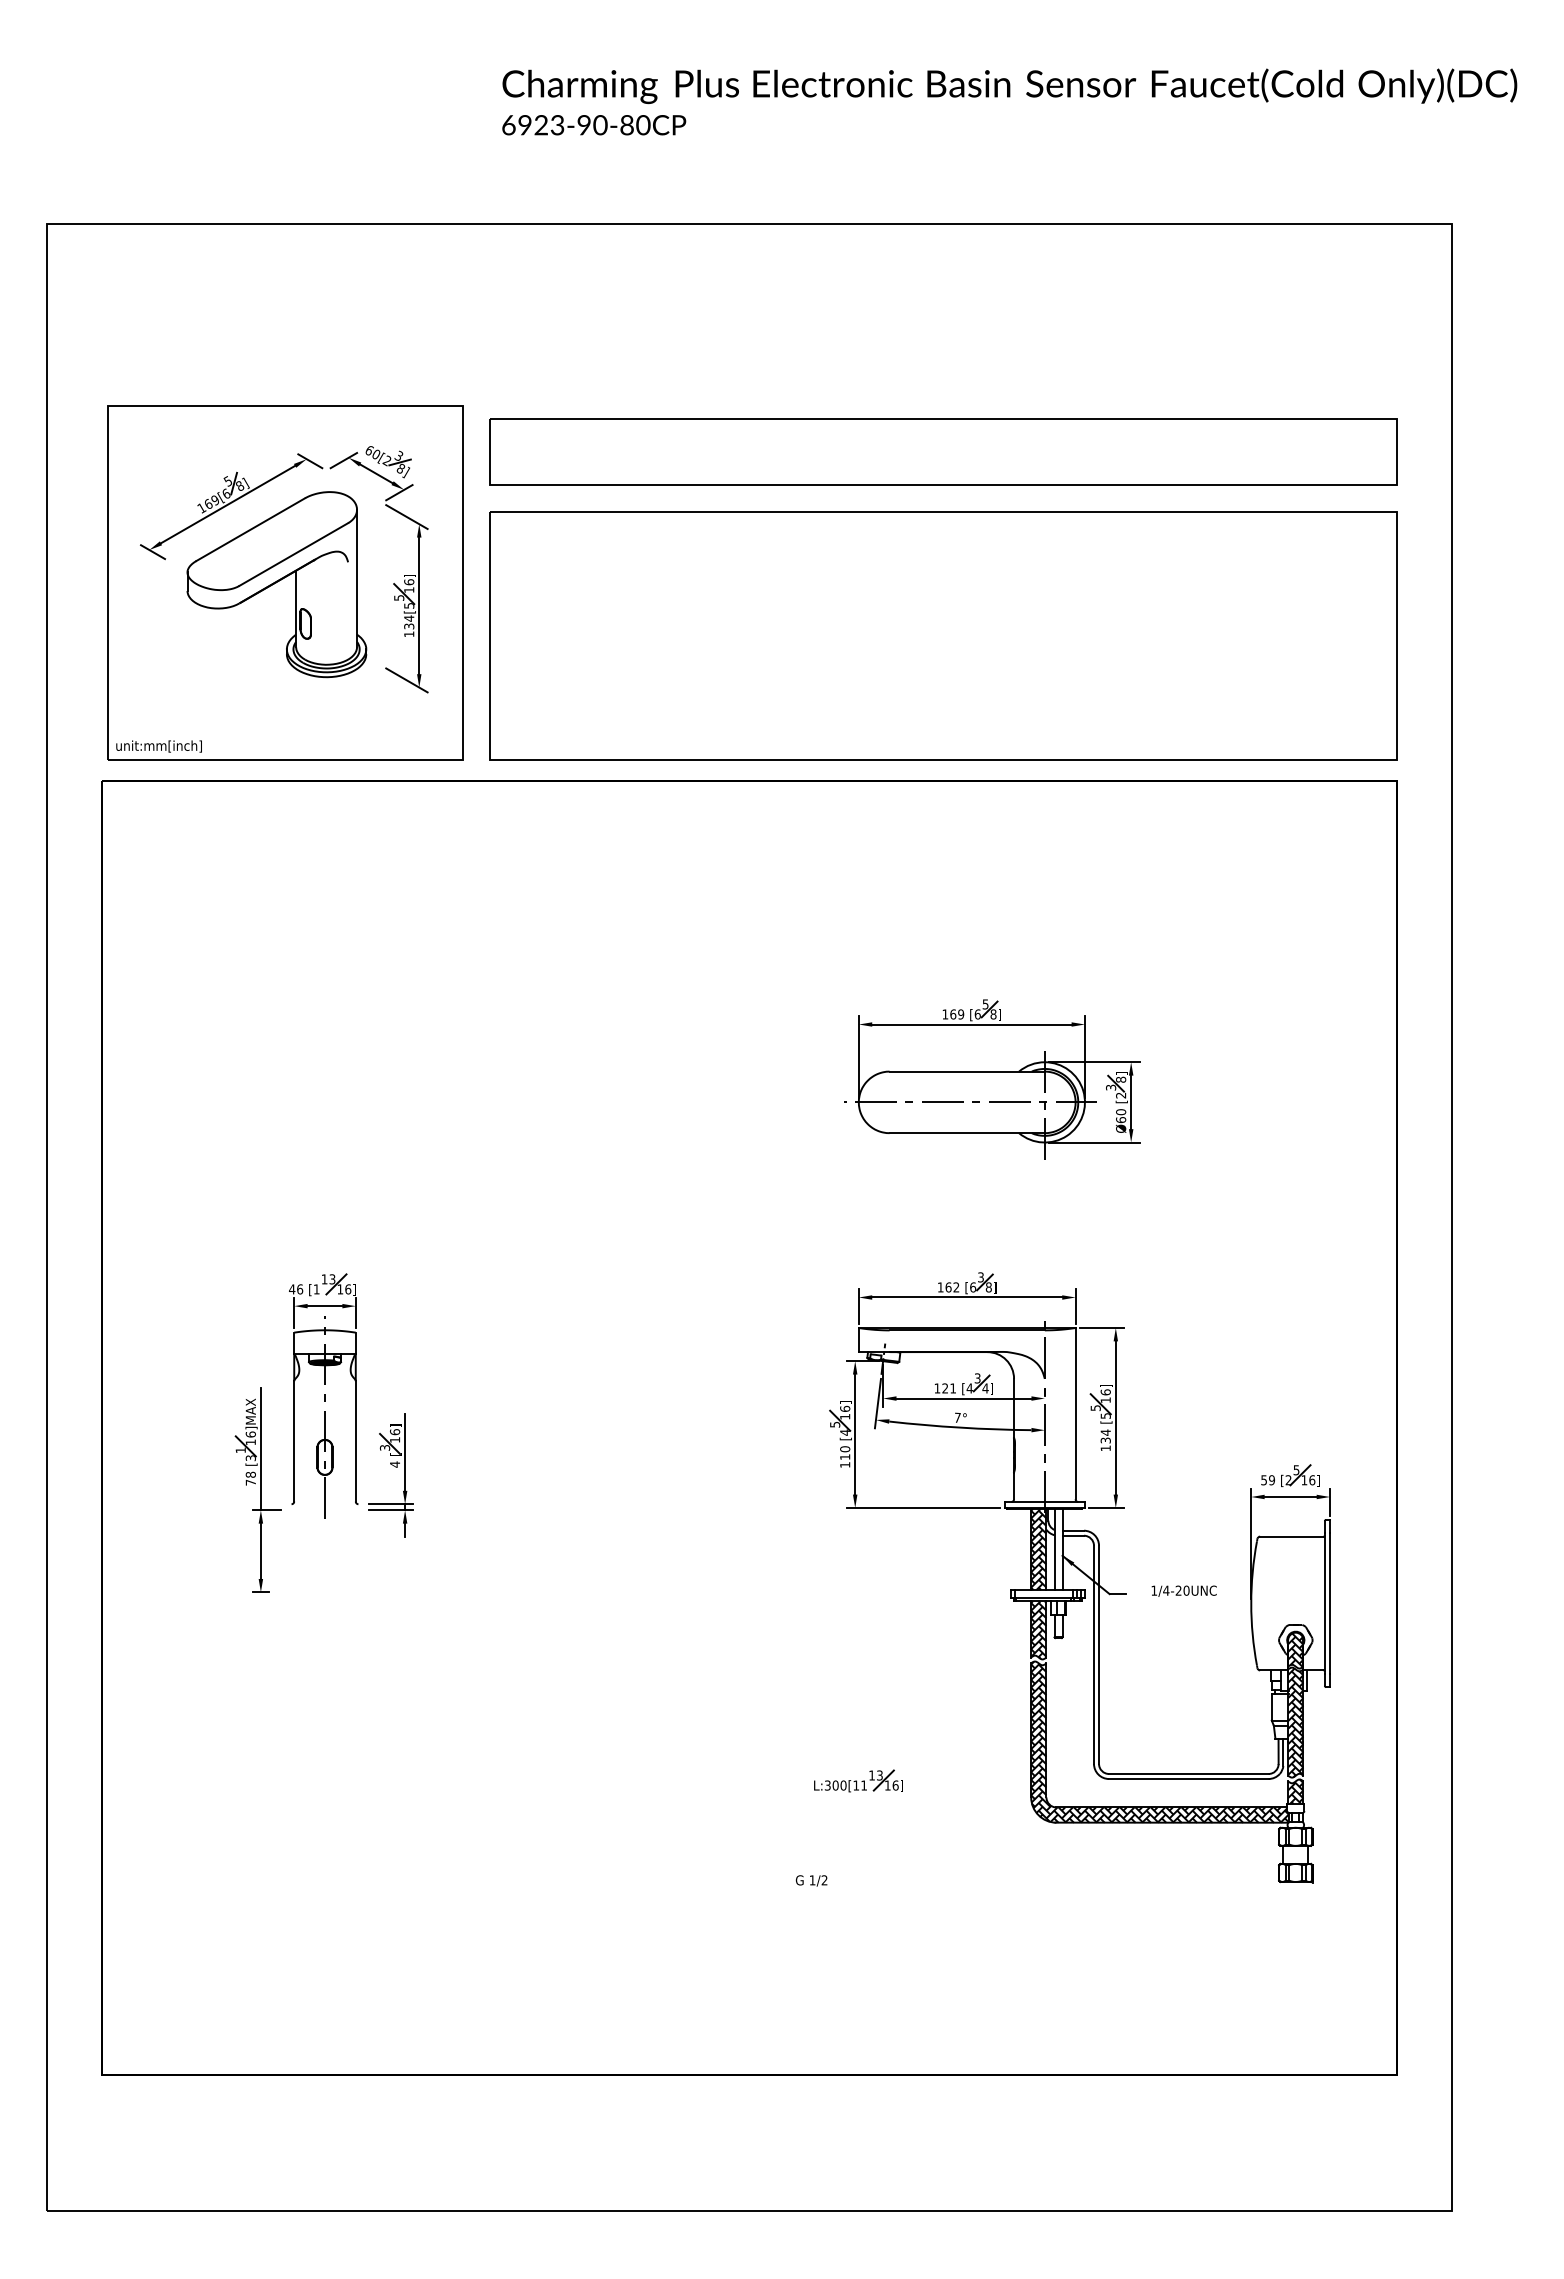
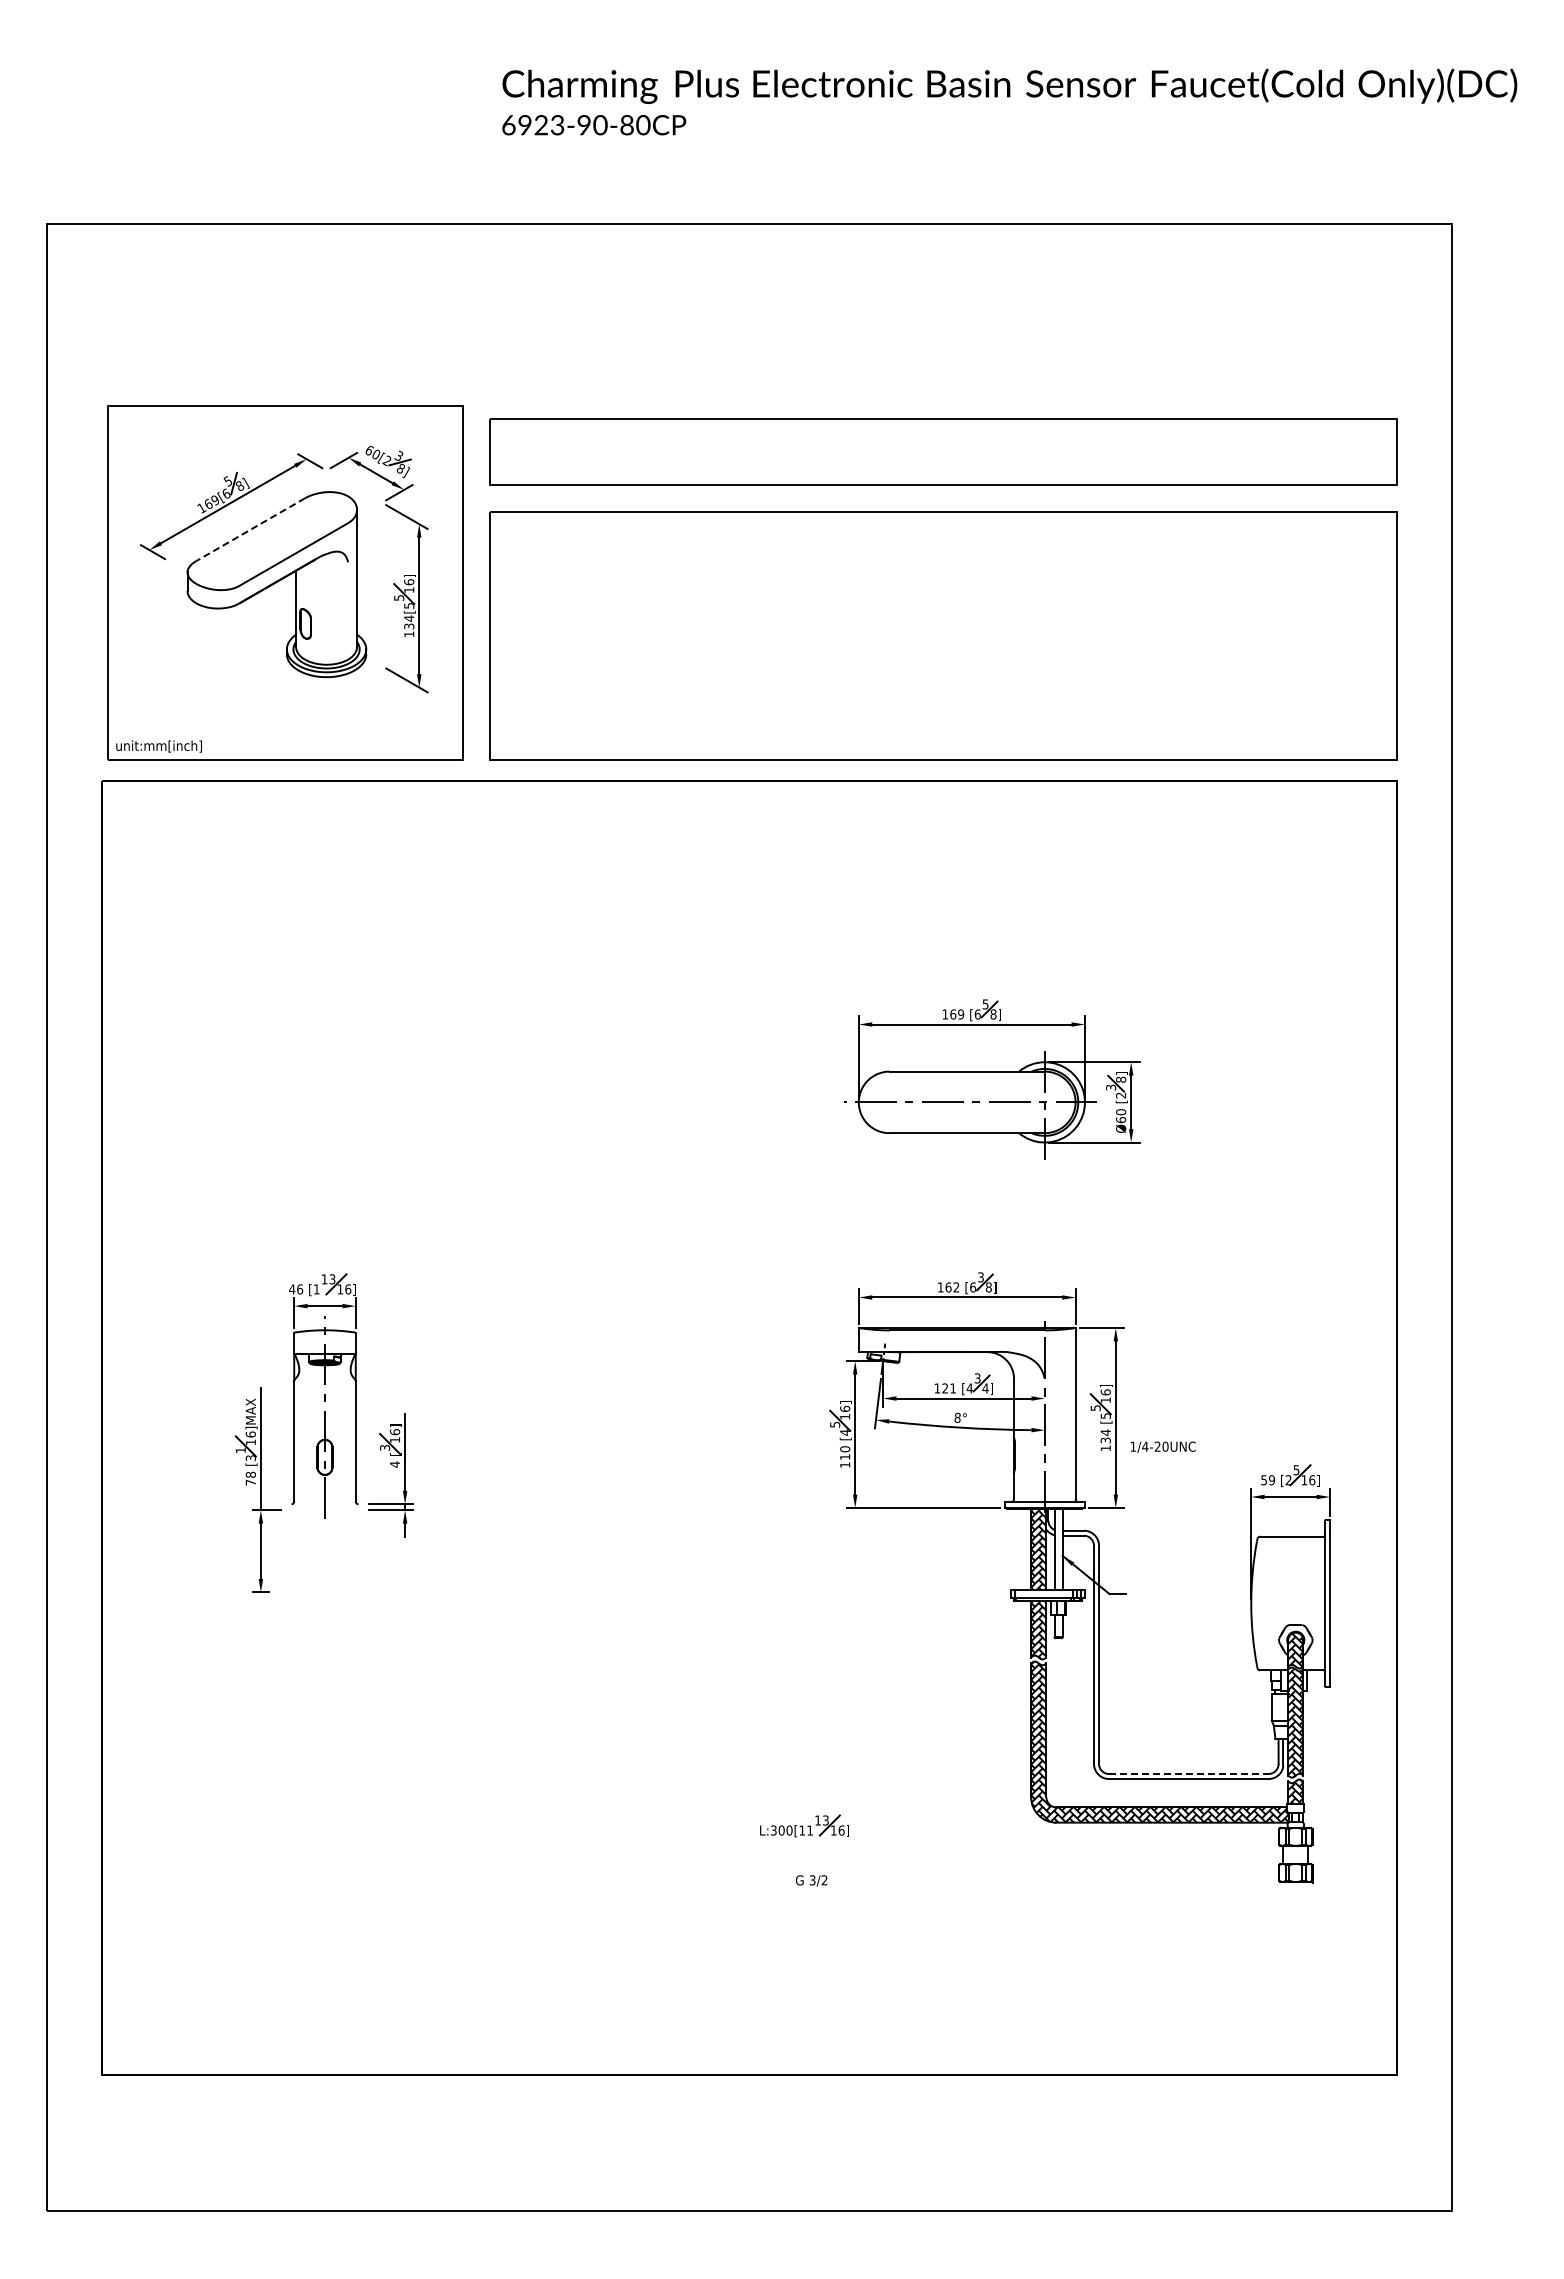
line: solid -> dashed (250, 529)
text: 7° -> 8° (957, 1417)
text position: (1183, 1590) -> (1162, 1446) (1162, 1446)
line: solid -> dashed (1188, 1774)
part position: (858, 1780) -> (804, 1825) (804, 1825)
text: 1/2 -> 3/2 (812, 1880)
